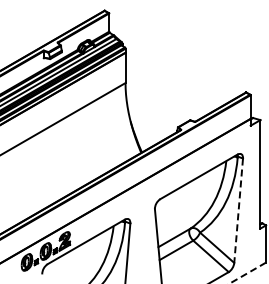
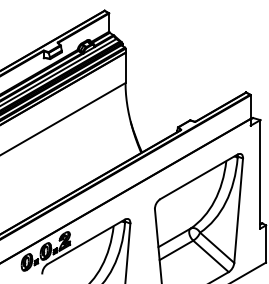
line: dashed -> solid (238, 211)
line: dashed -> solid (247, 273)
